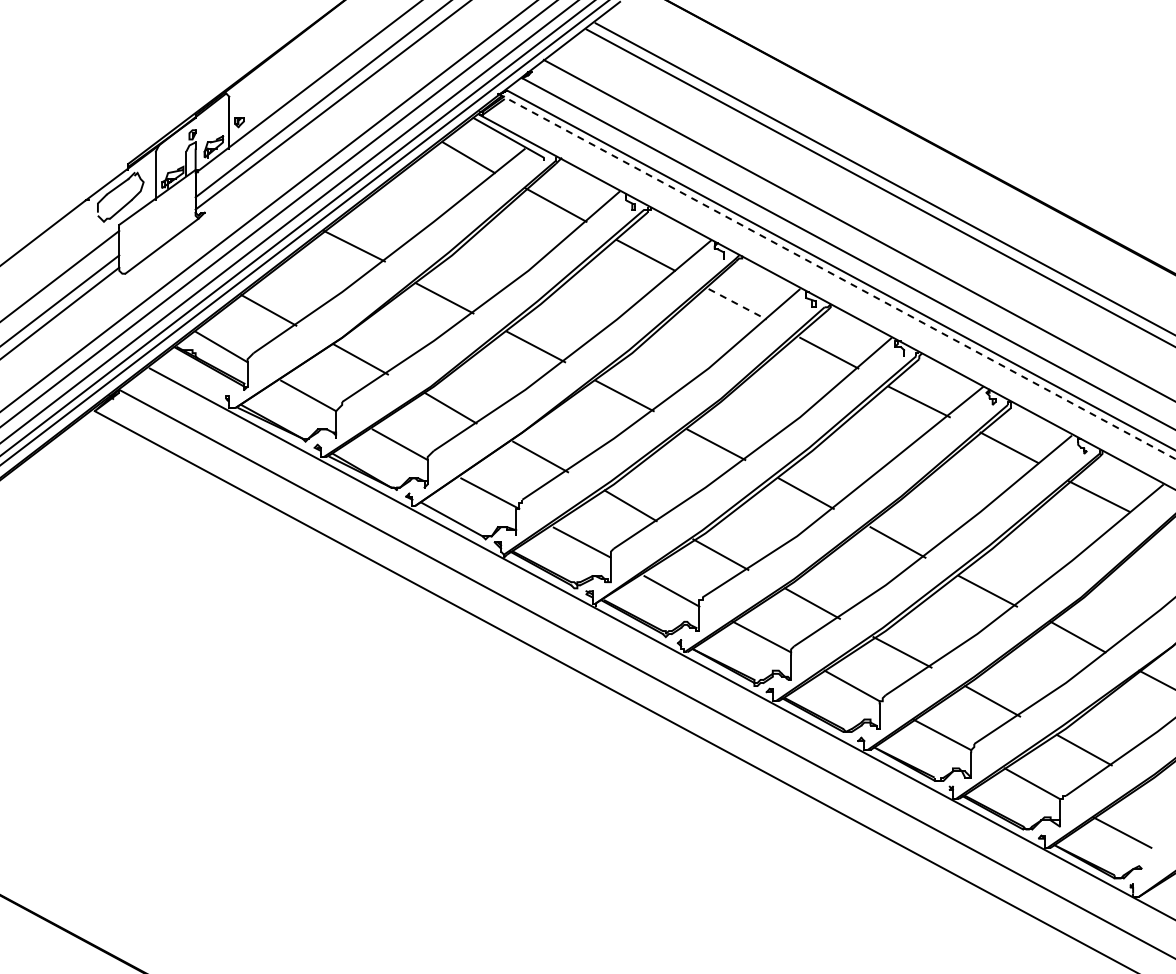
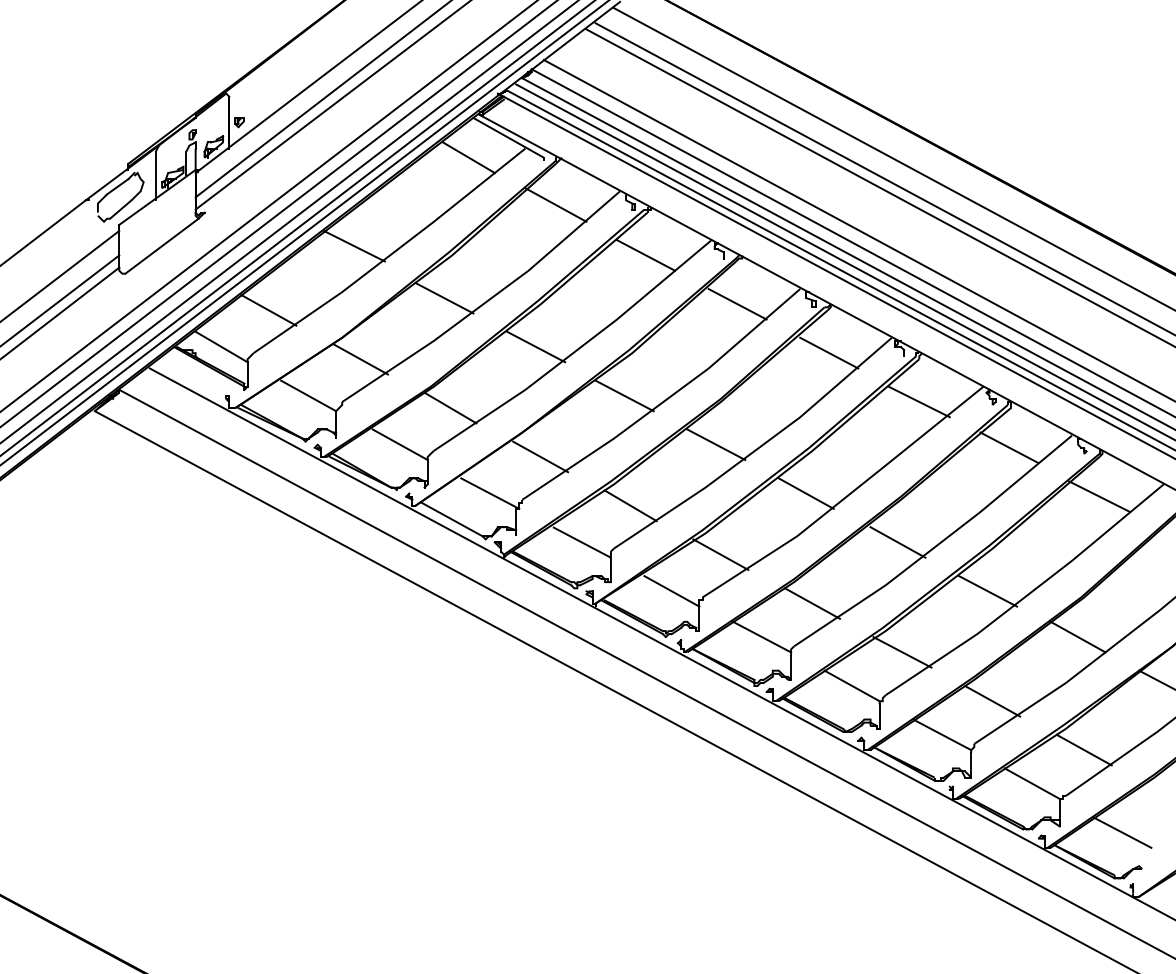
line: none -> present (892, 158)
line: none -> present (851, 242)
line: none -> present (844, 261)
line: dashed -> solid (836, 276)
line: dashed -> solid (737, 304)
